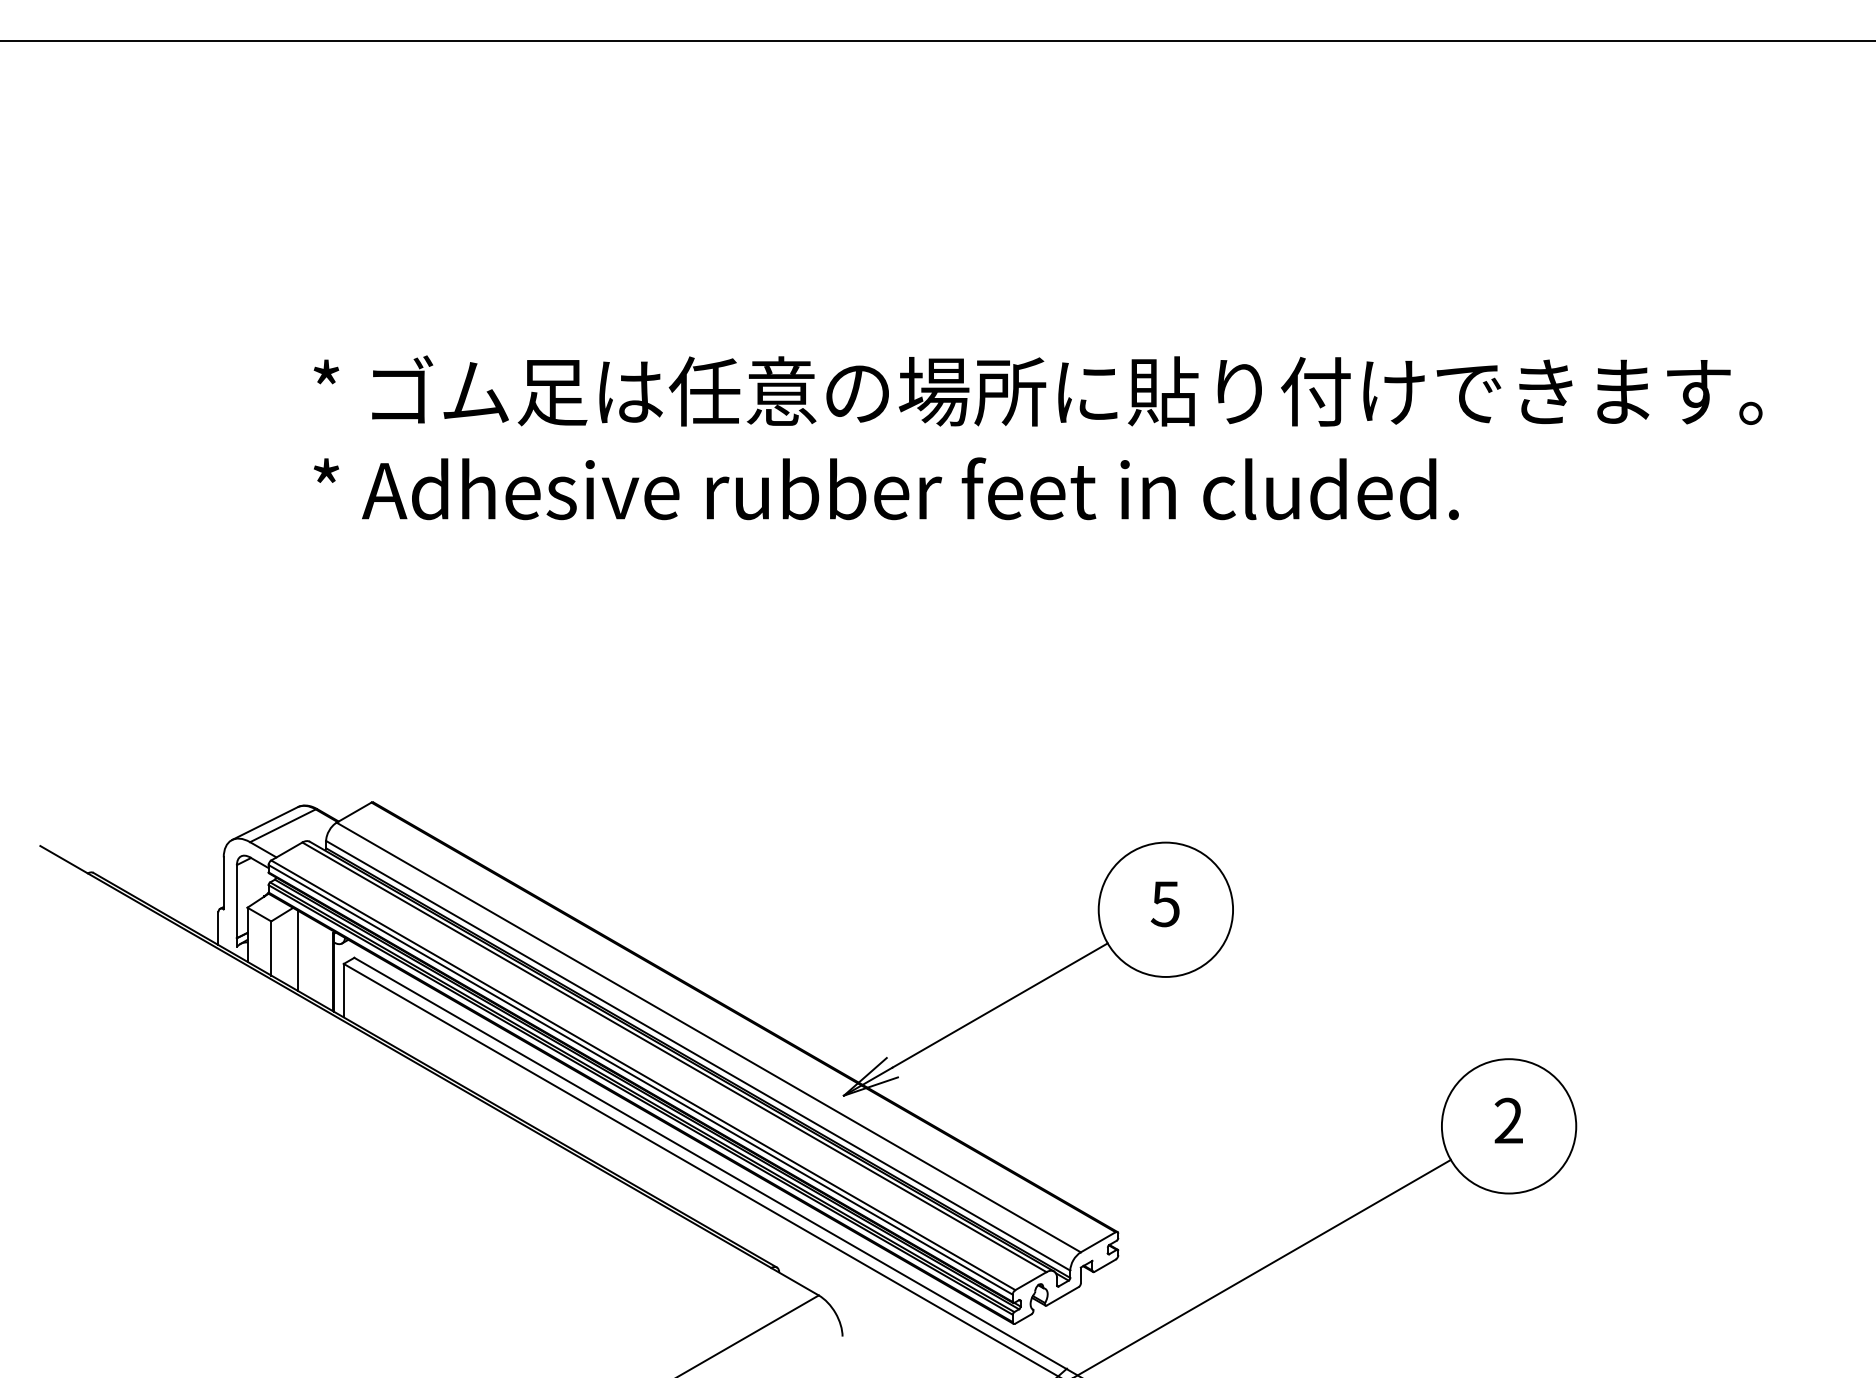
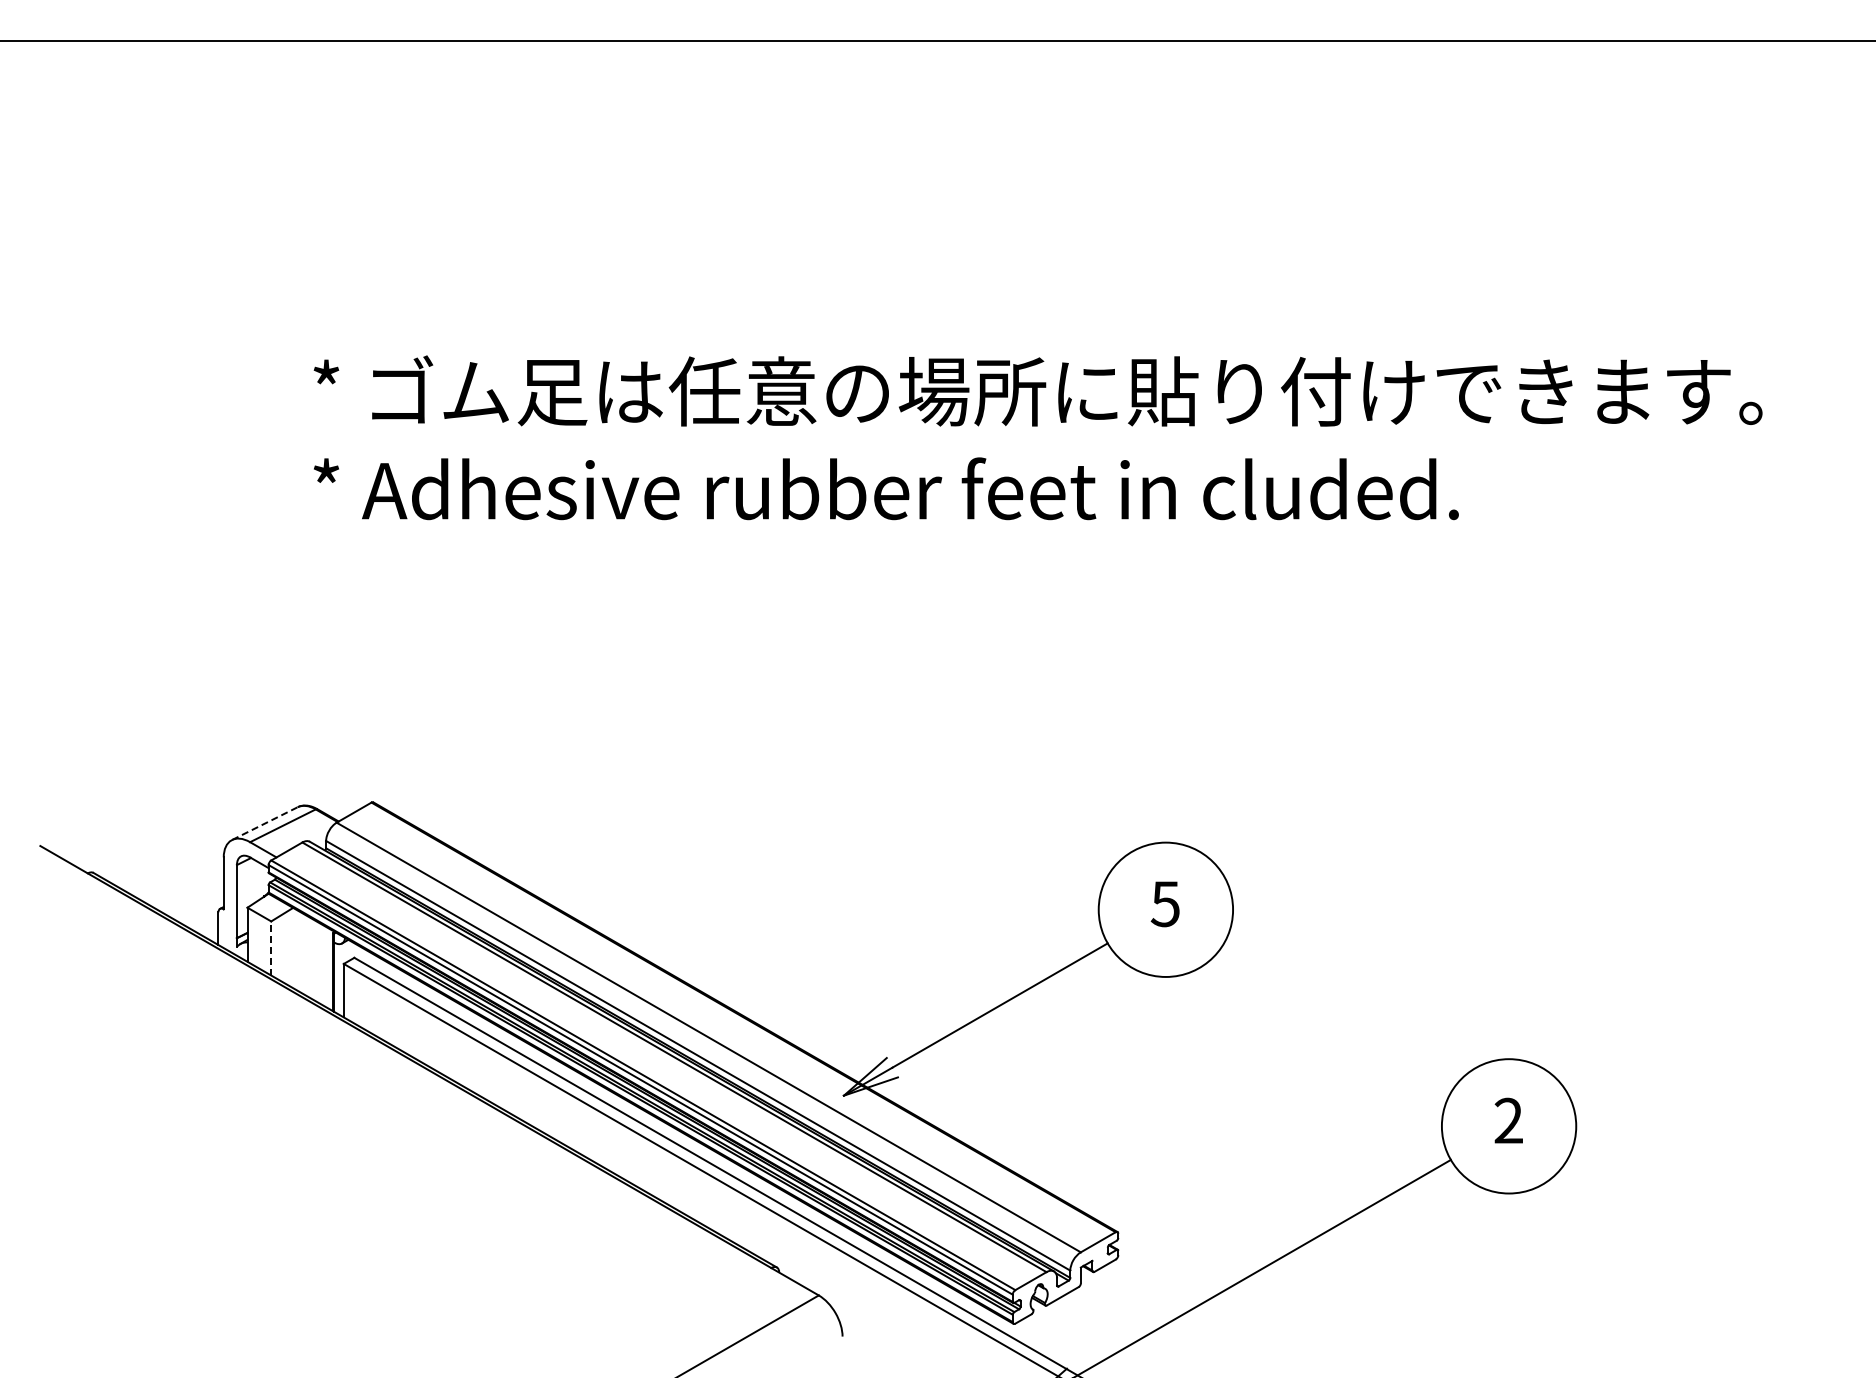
line: solid -> dashed (264, 823)
line: solid -> dashed (271, 947)
line: present -> none (297, 950)
